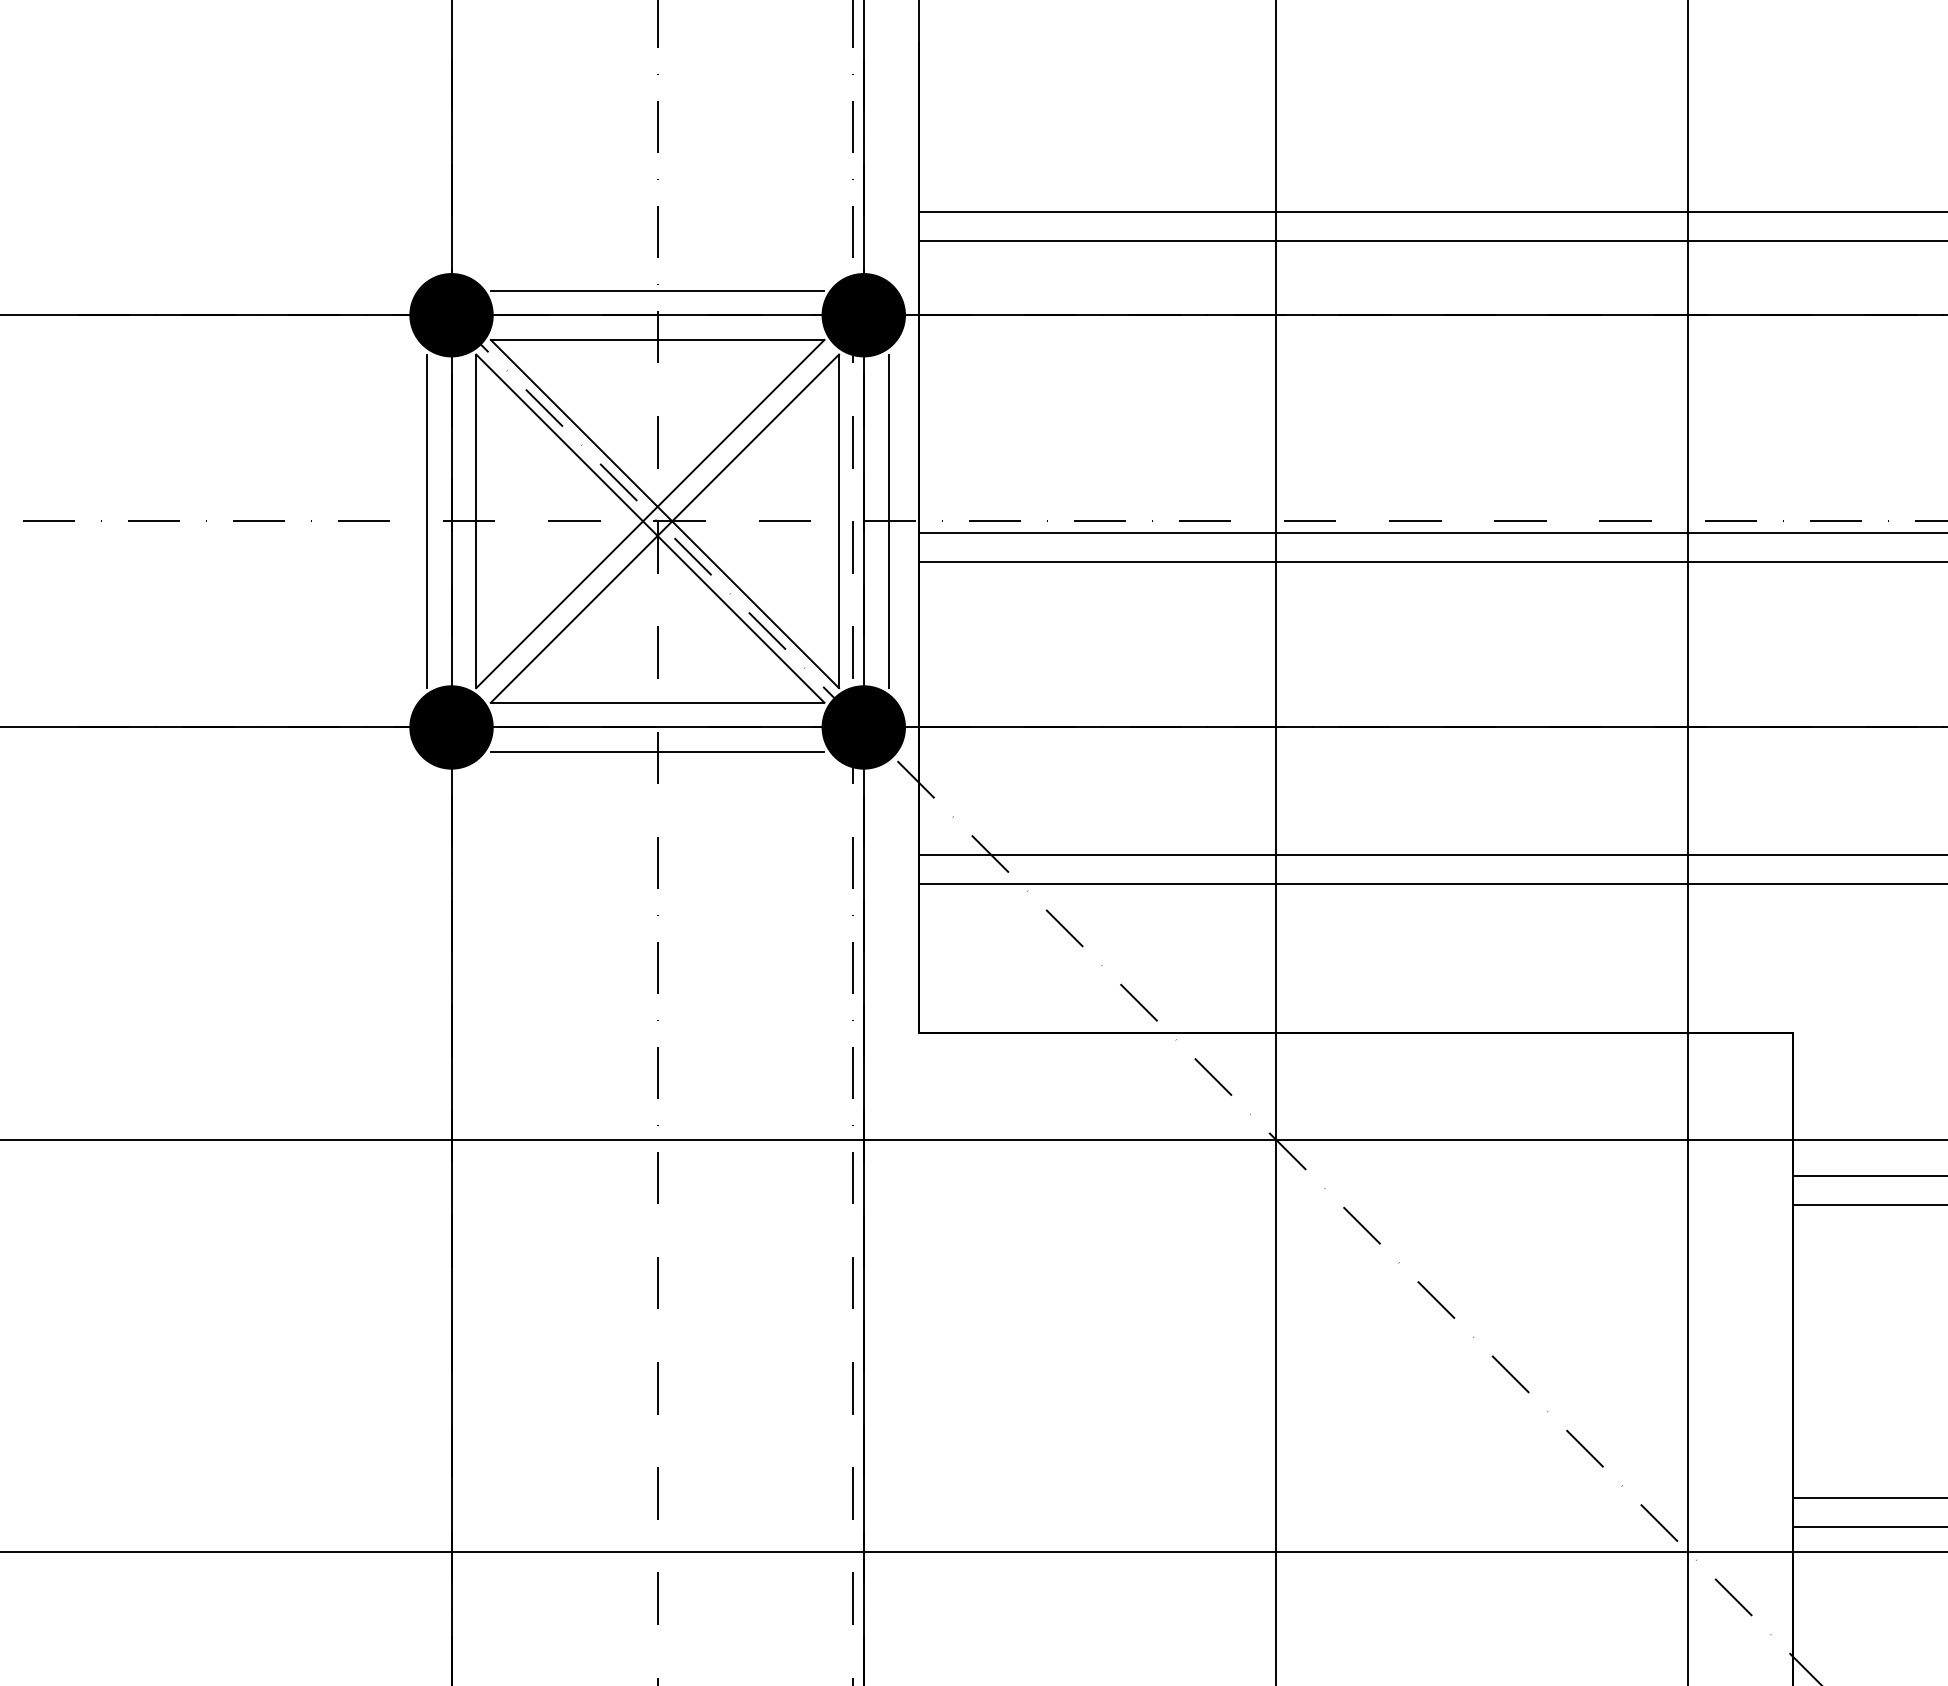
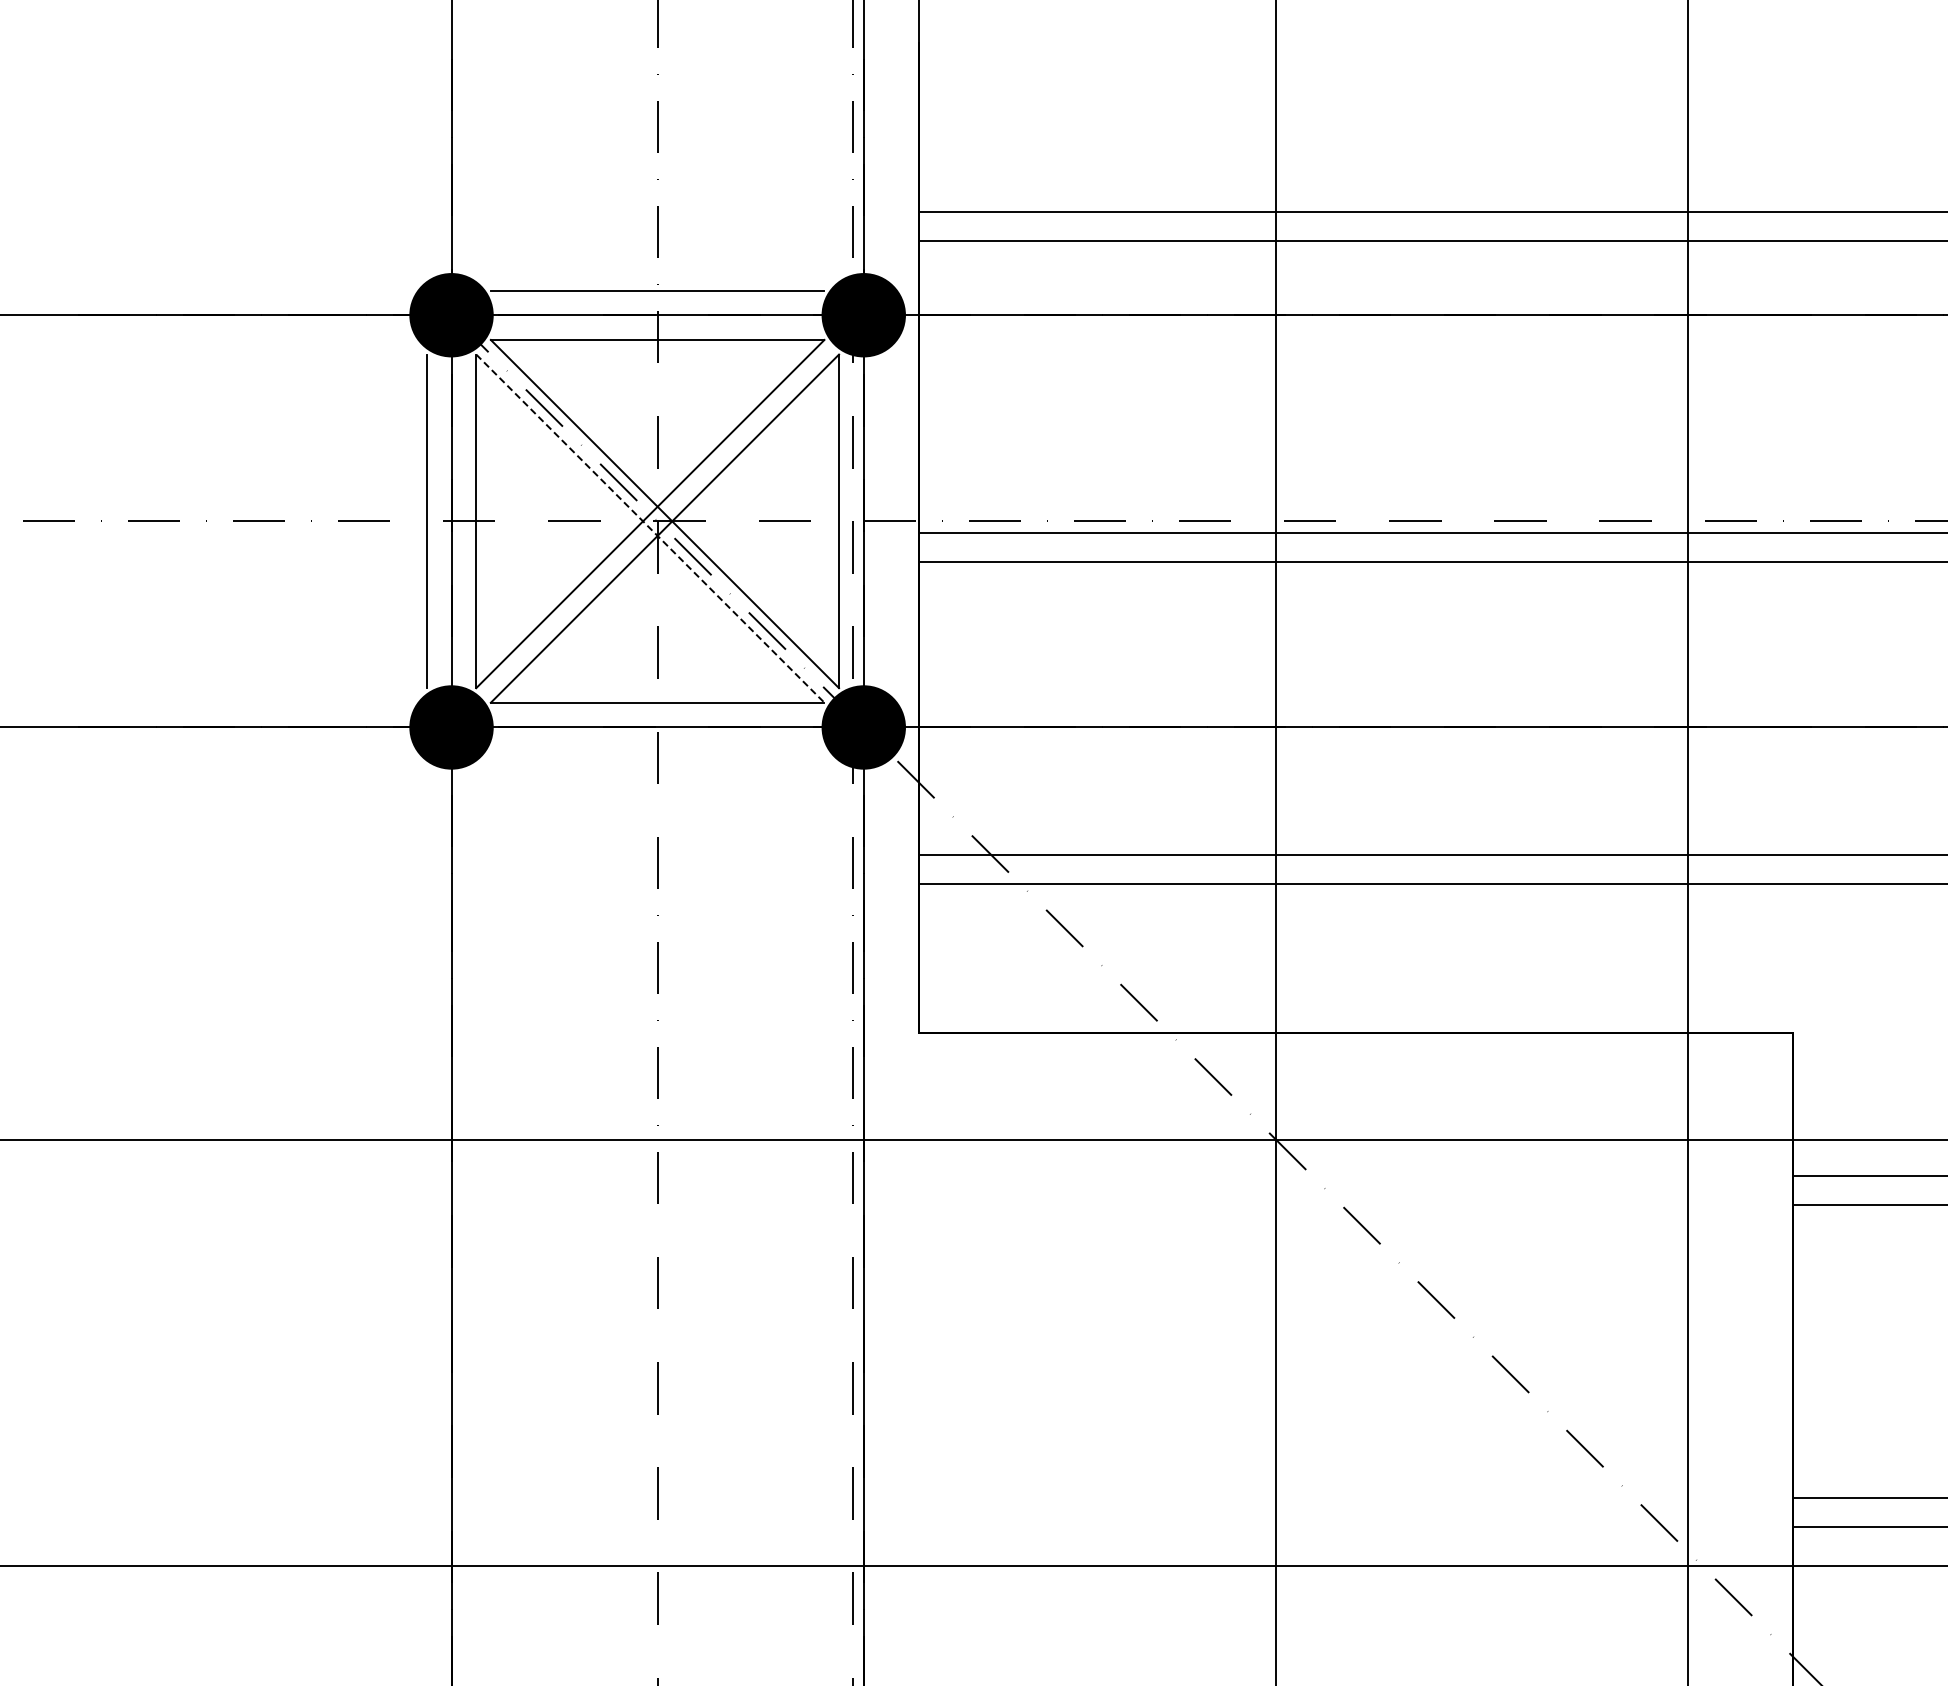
line: present -> none (888, 521)
line: solid -> dashed (650, 529)
line: present -> none (657, 752)
line position: (973, 1551) -> (973, 1565) (973, 1565)
